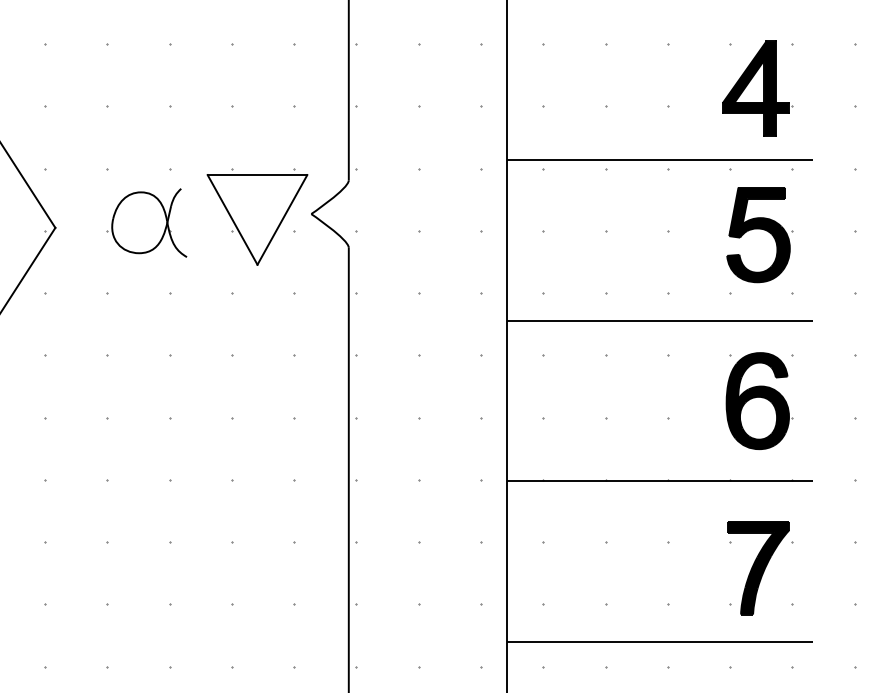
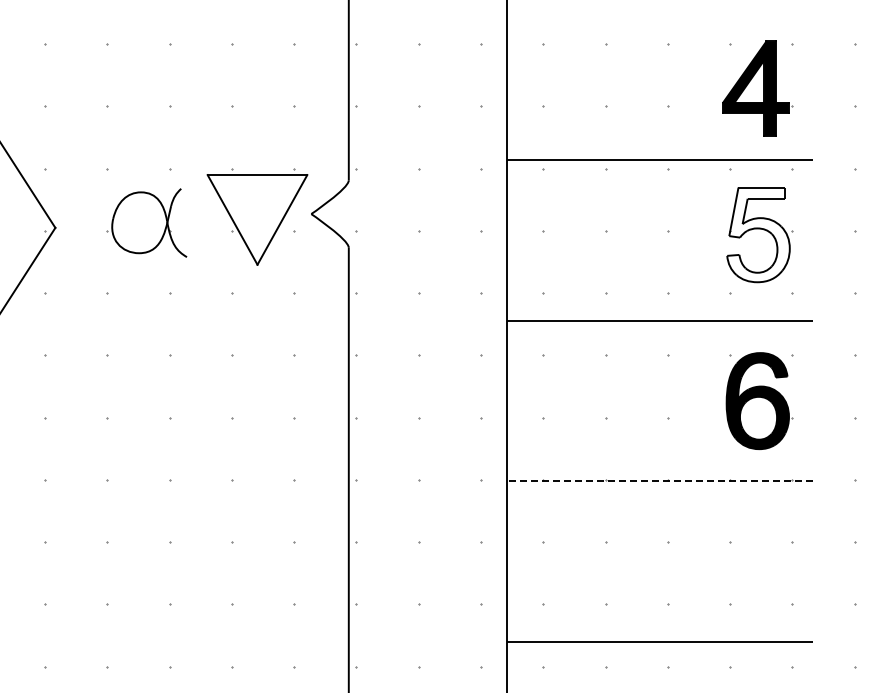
fill: present -> none (758, 234)
line: solid -> dashed (659, 481)
part: present -> none (758, 568)
